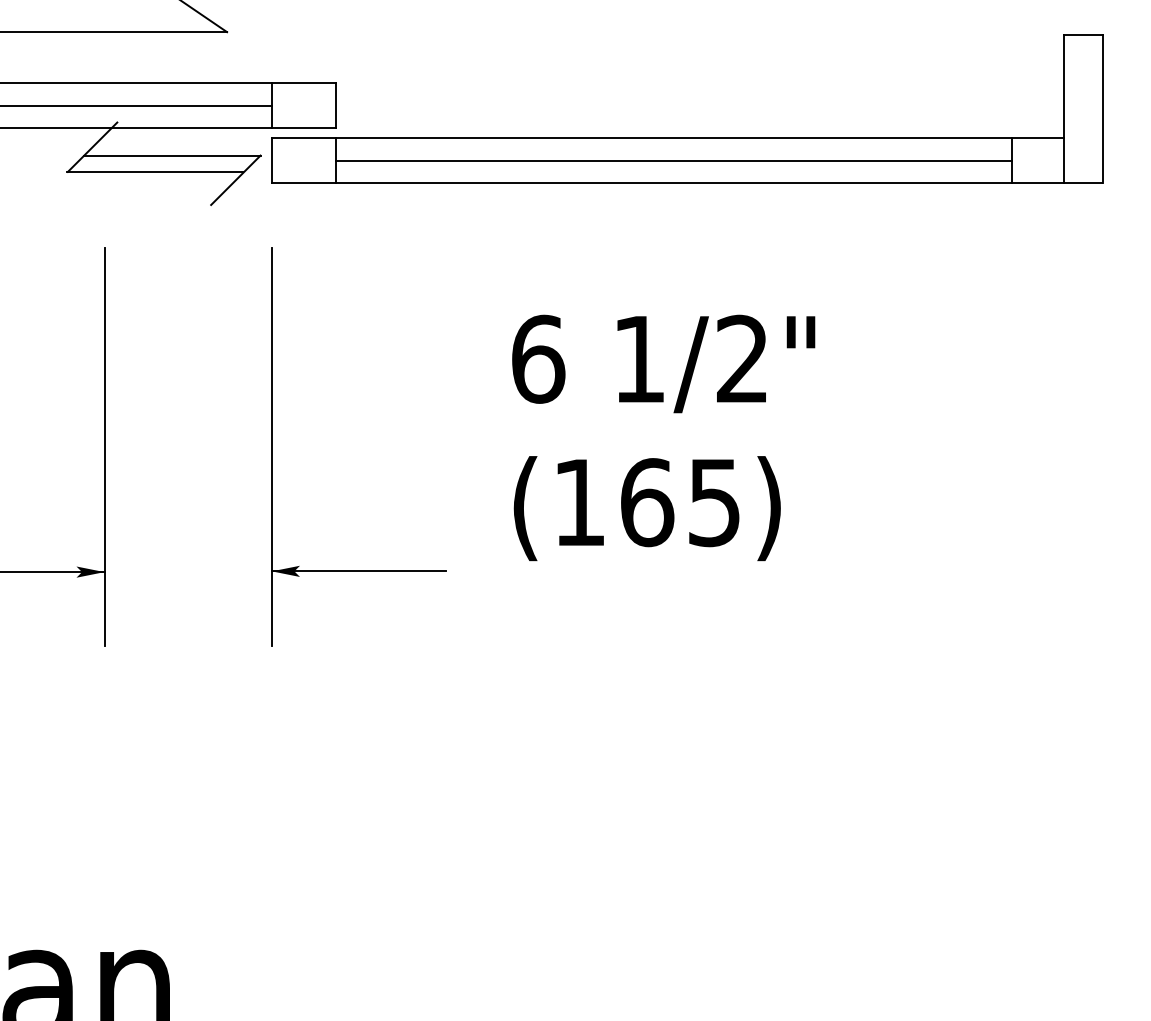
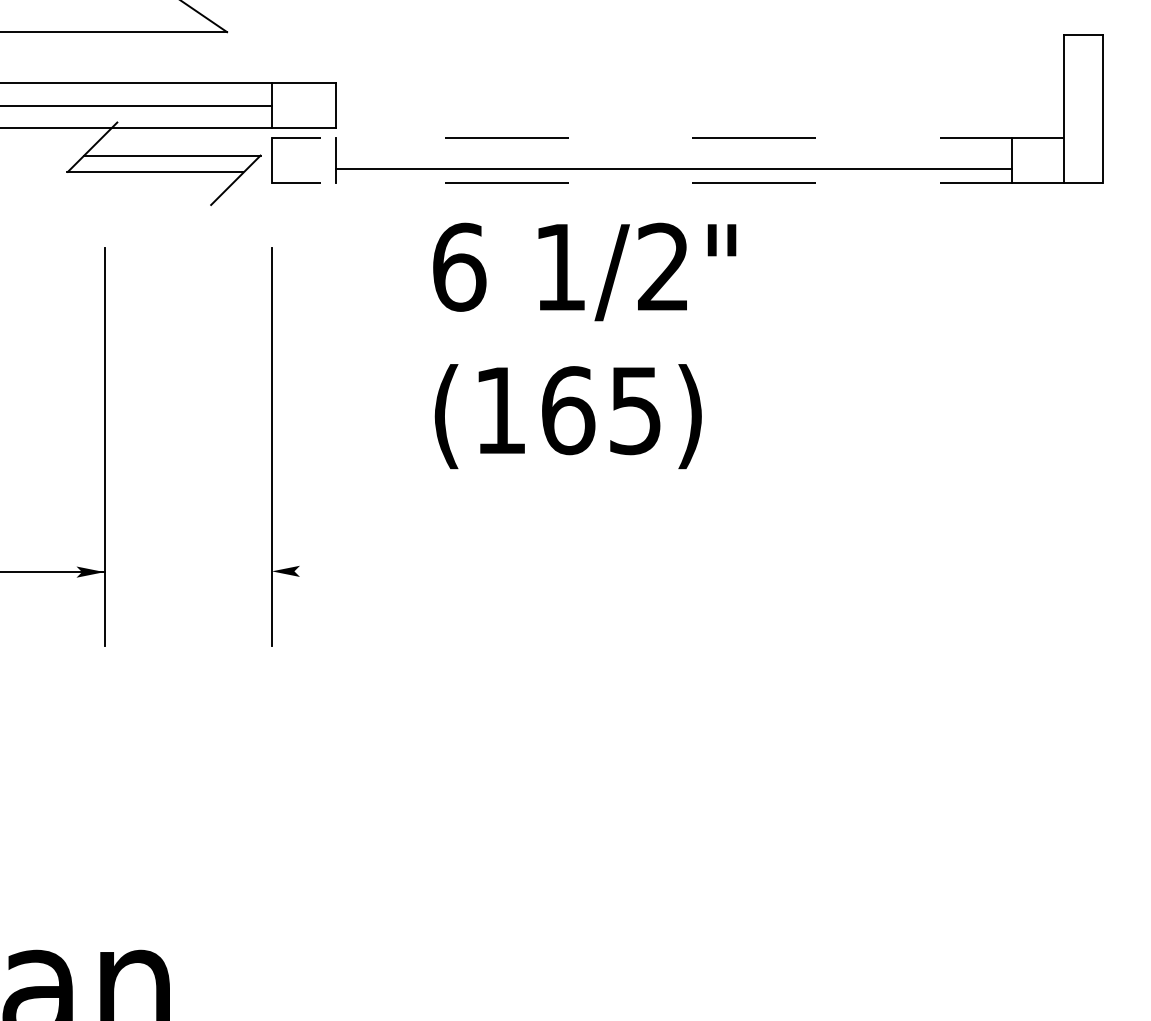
line: solid -> dashed (667, 138)
line position: (674, 160) -> (674, 168) (674, 168)
line: solid -> dashed (667, 183)
text position: (663, 437) -> (584, 345) (584, 345)
line: present -> none (358, 571)
